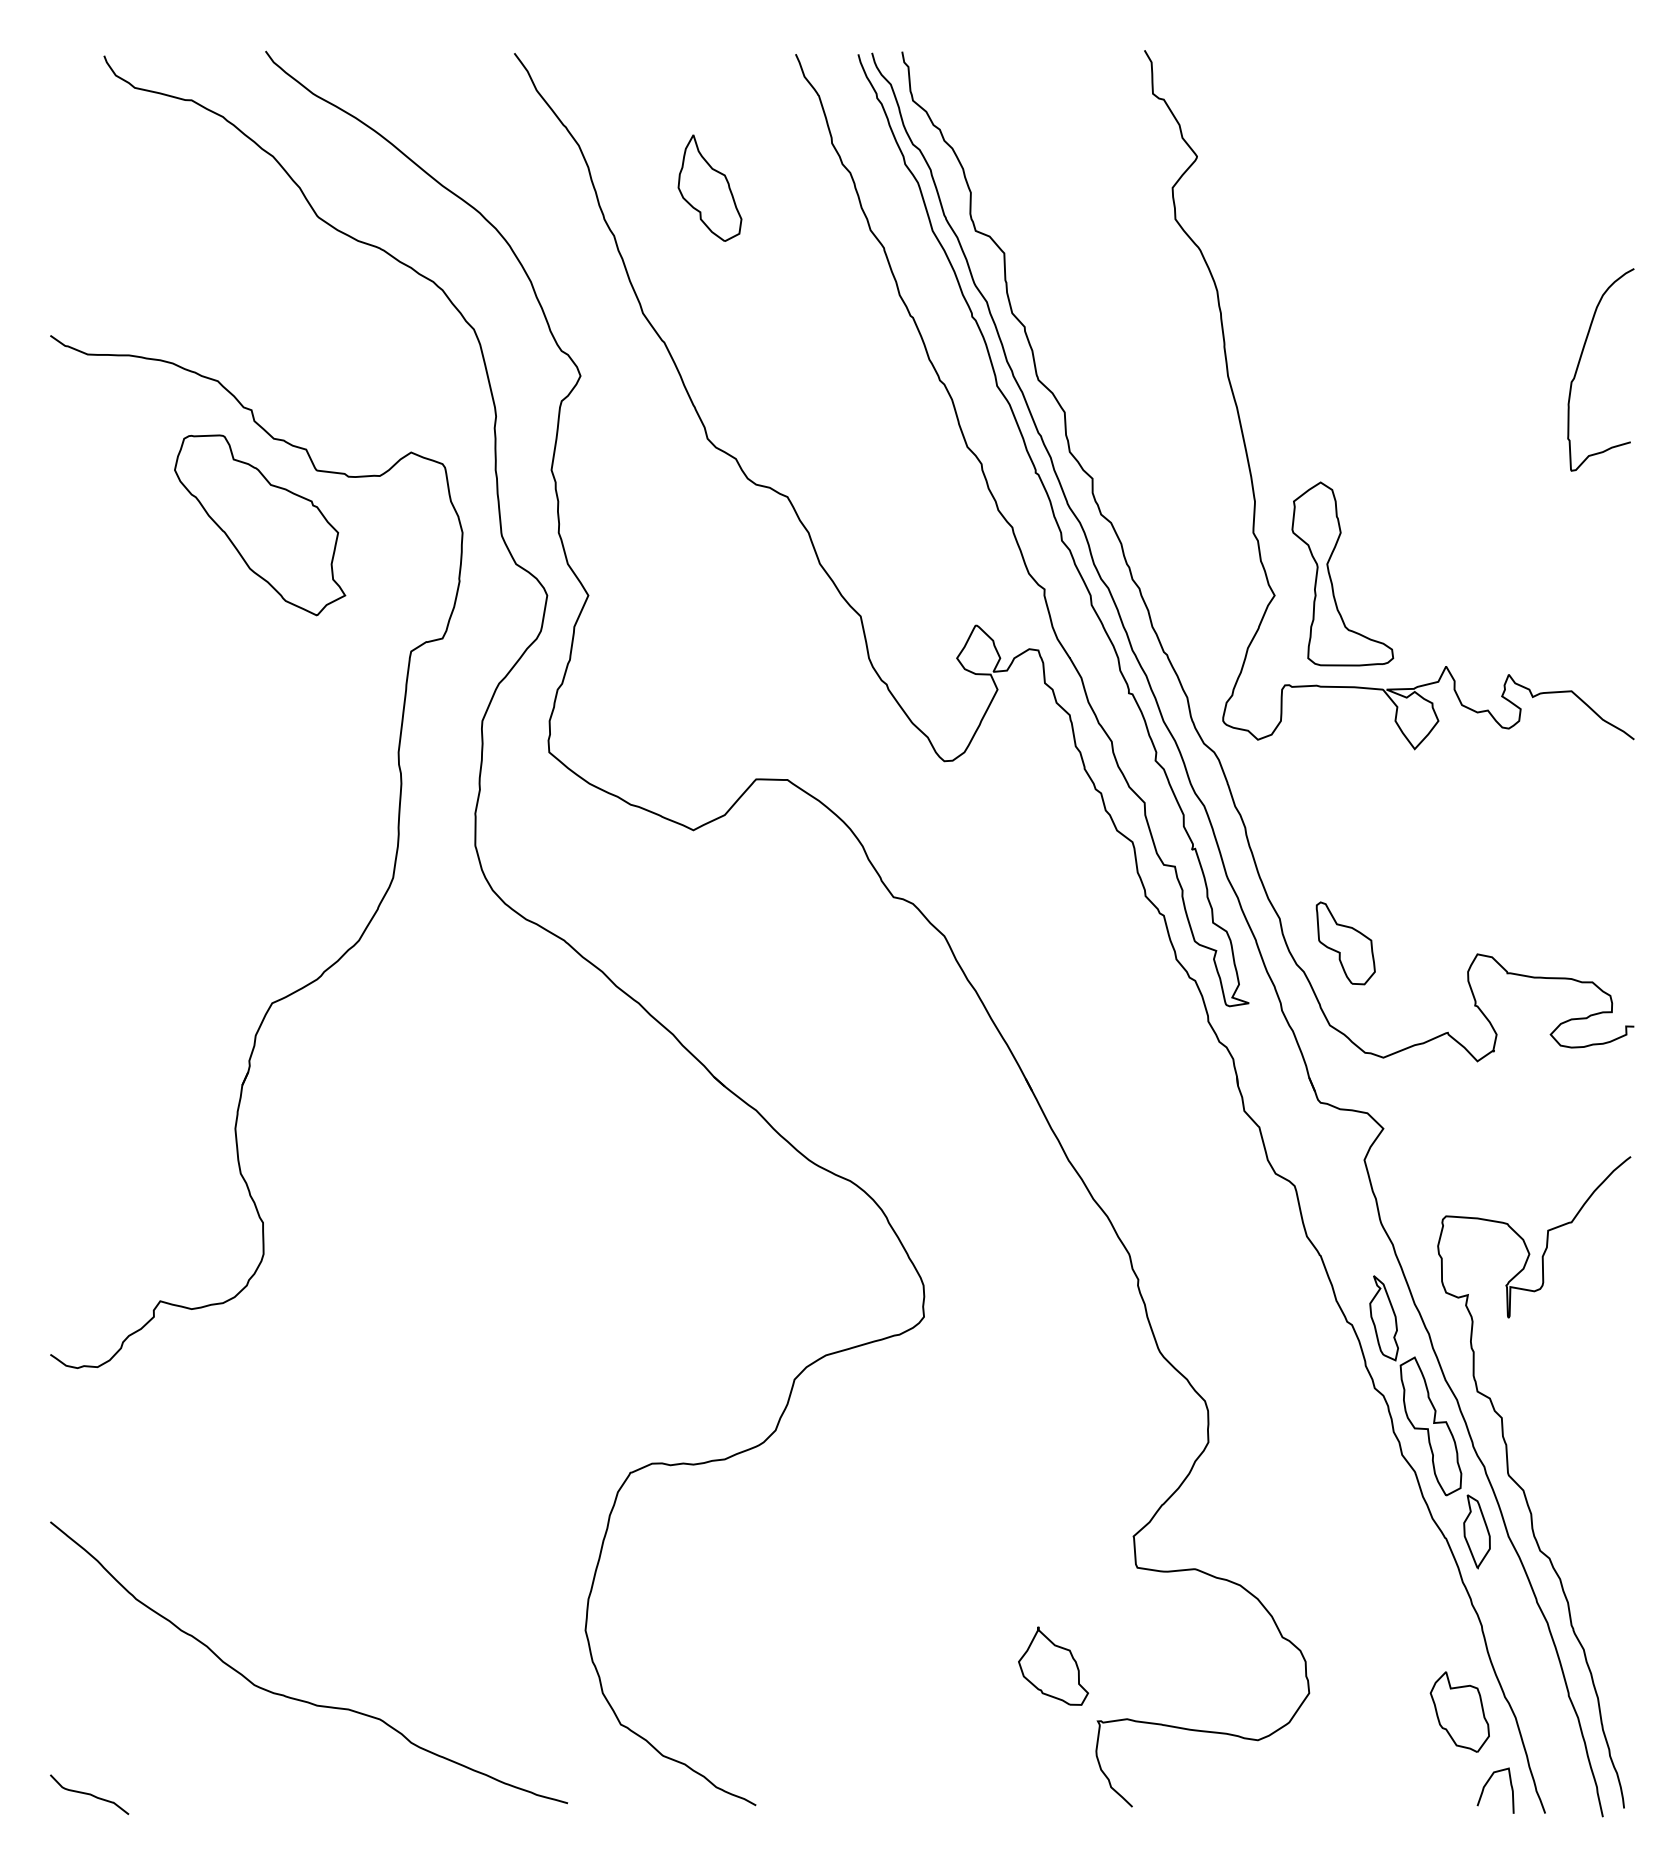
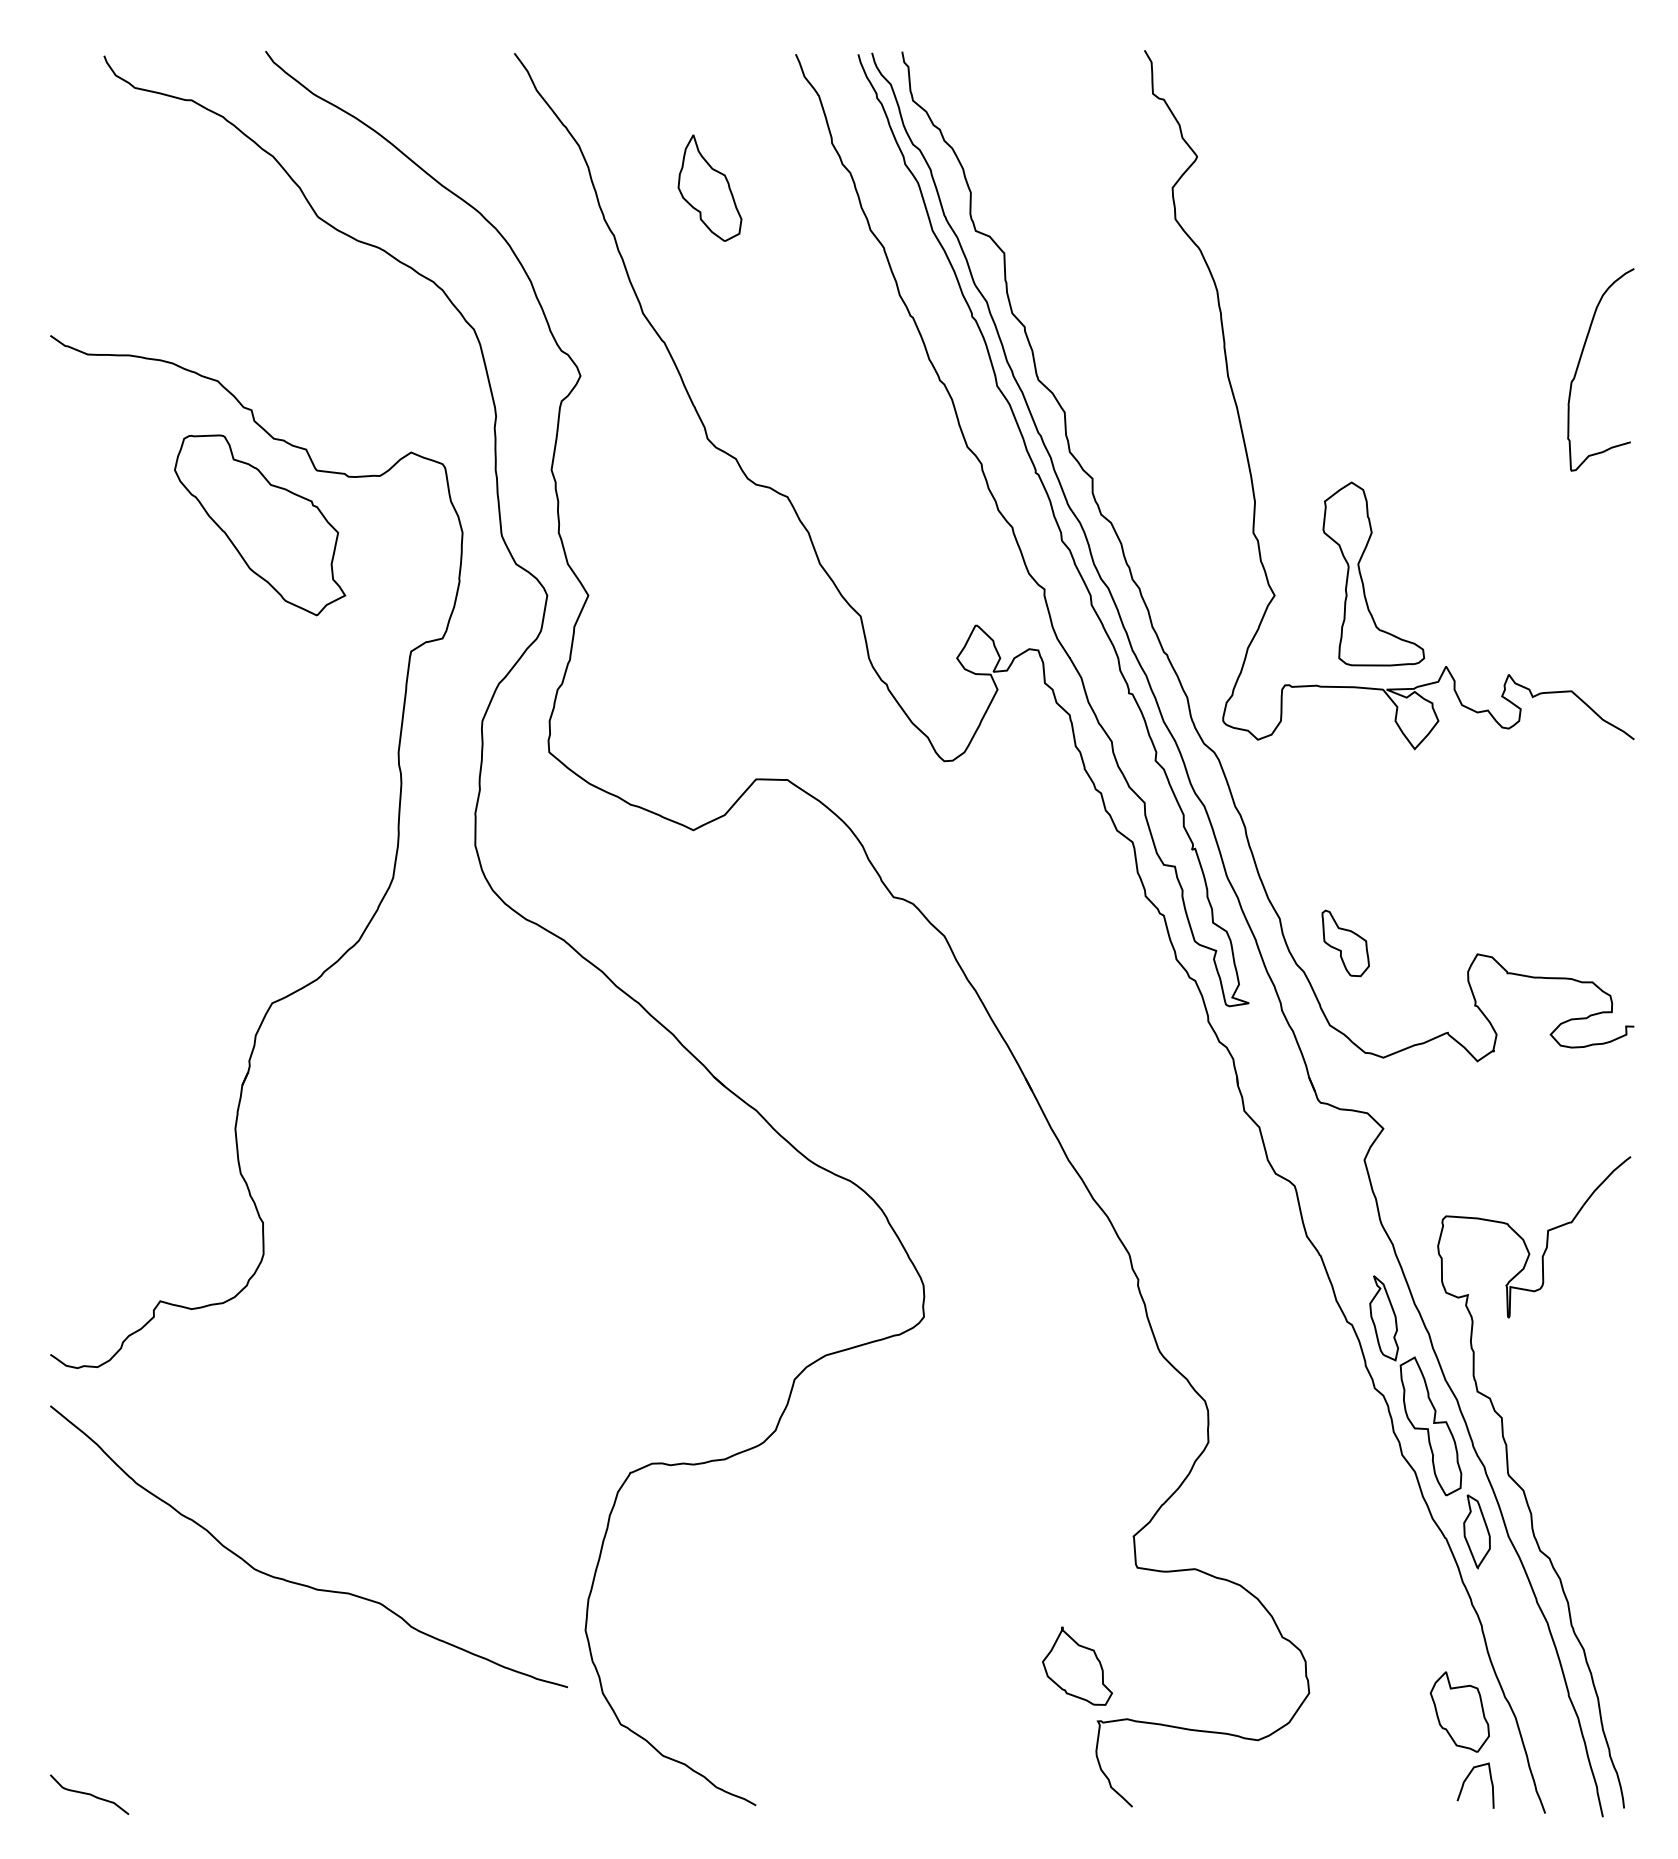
part position: (1331, 577) -> (1362, 577) (1362, 577)
part size: 61x85 px -> 49x69 px (1345, 943)
part position: (1053, 1665) -> (1077, 1665) (1077, 1665)
curve position: (301, 1699) -> (301, 1583) (301, 1583)
curve position: (1486, 1785) -> (1466, 1780) (1466, 1780)
